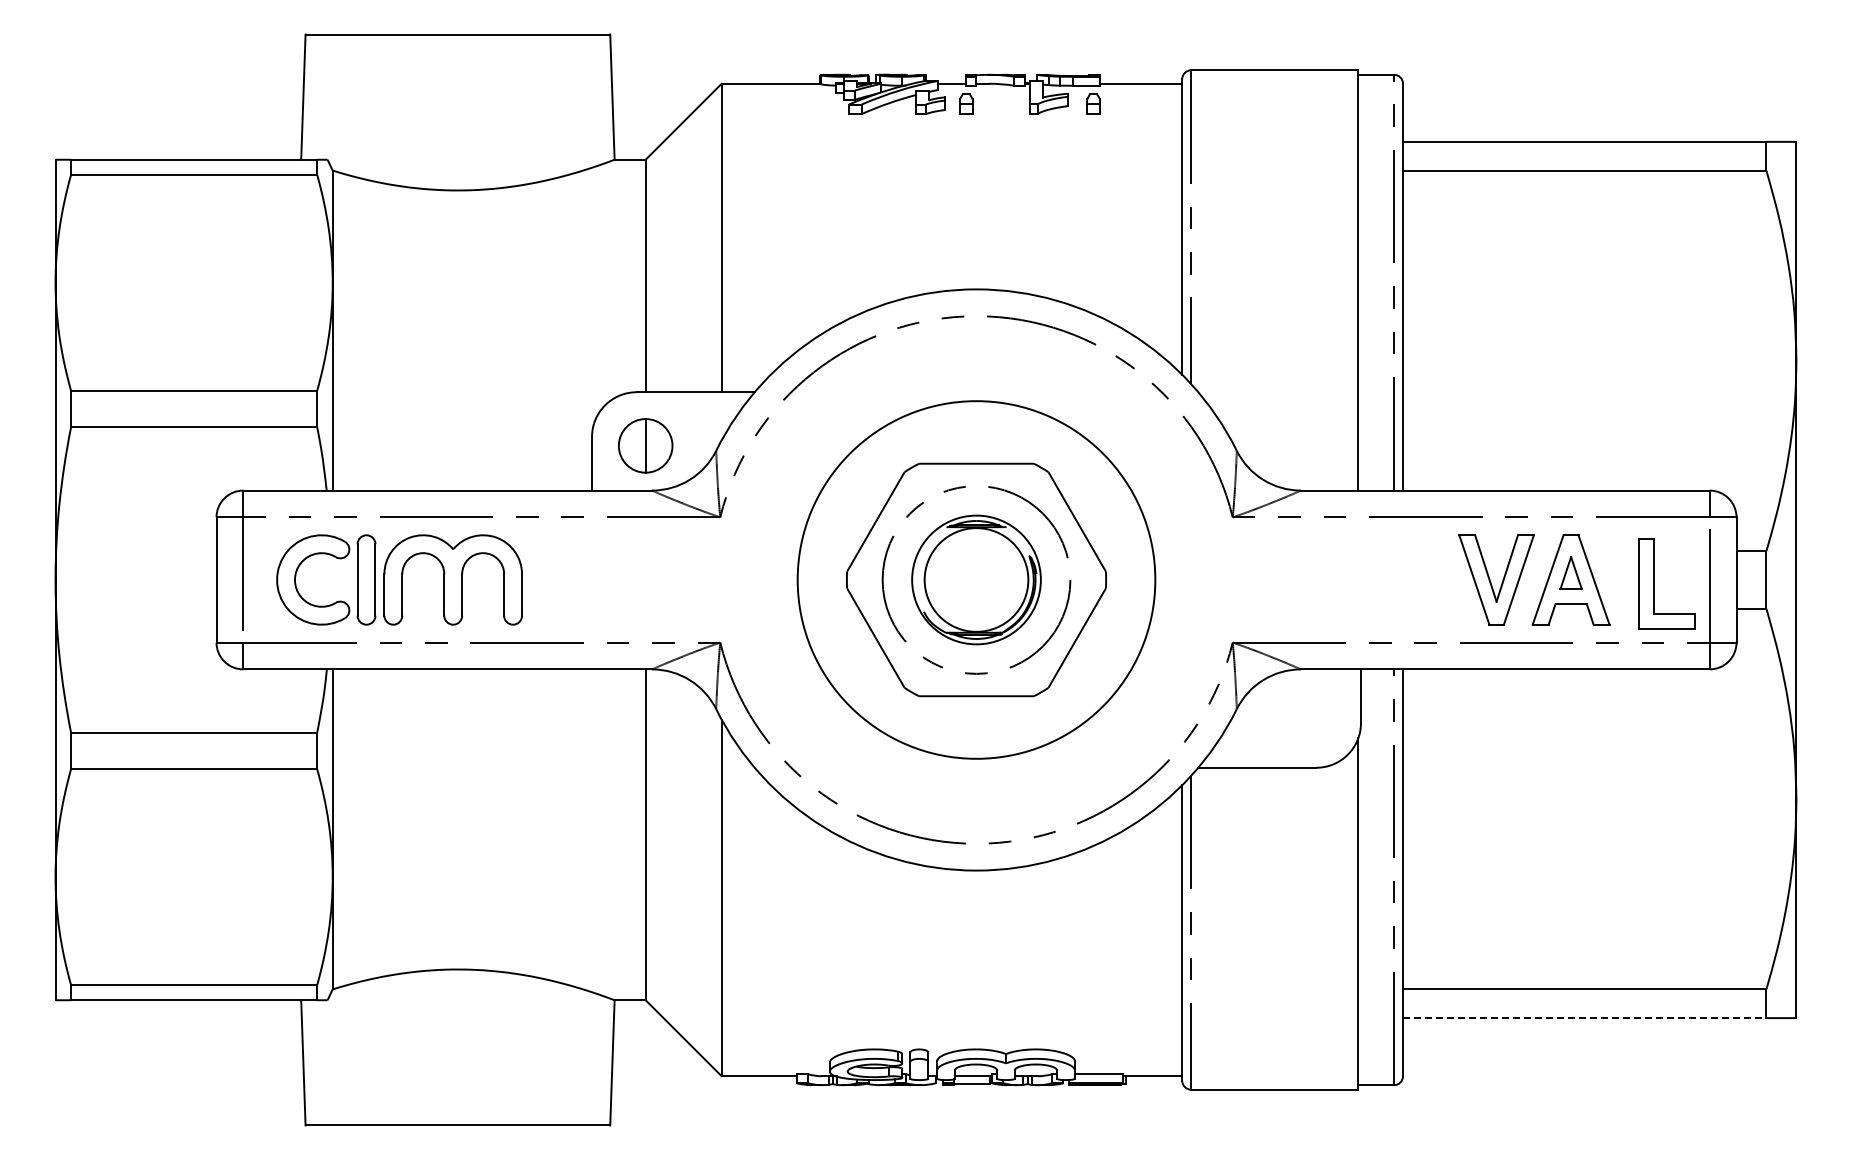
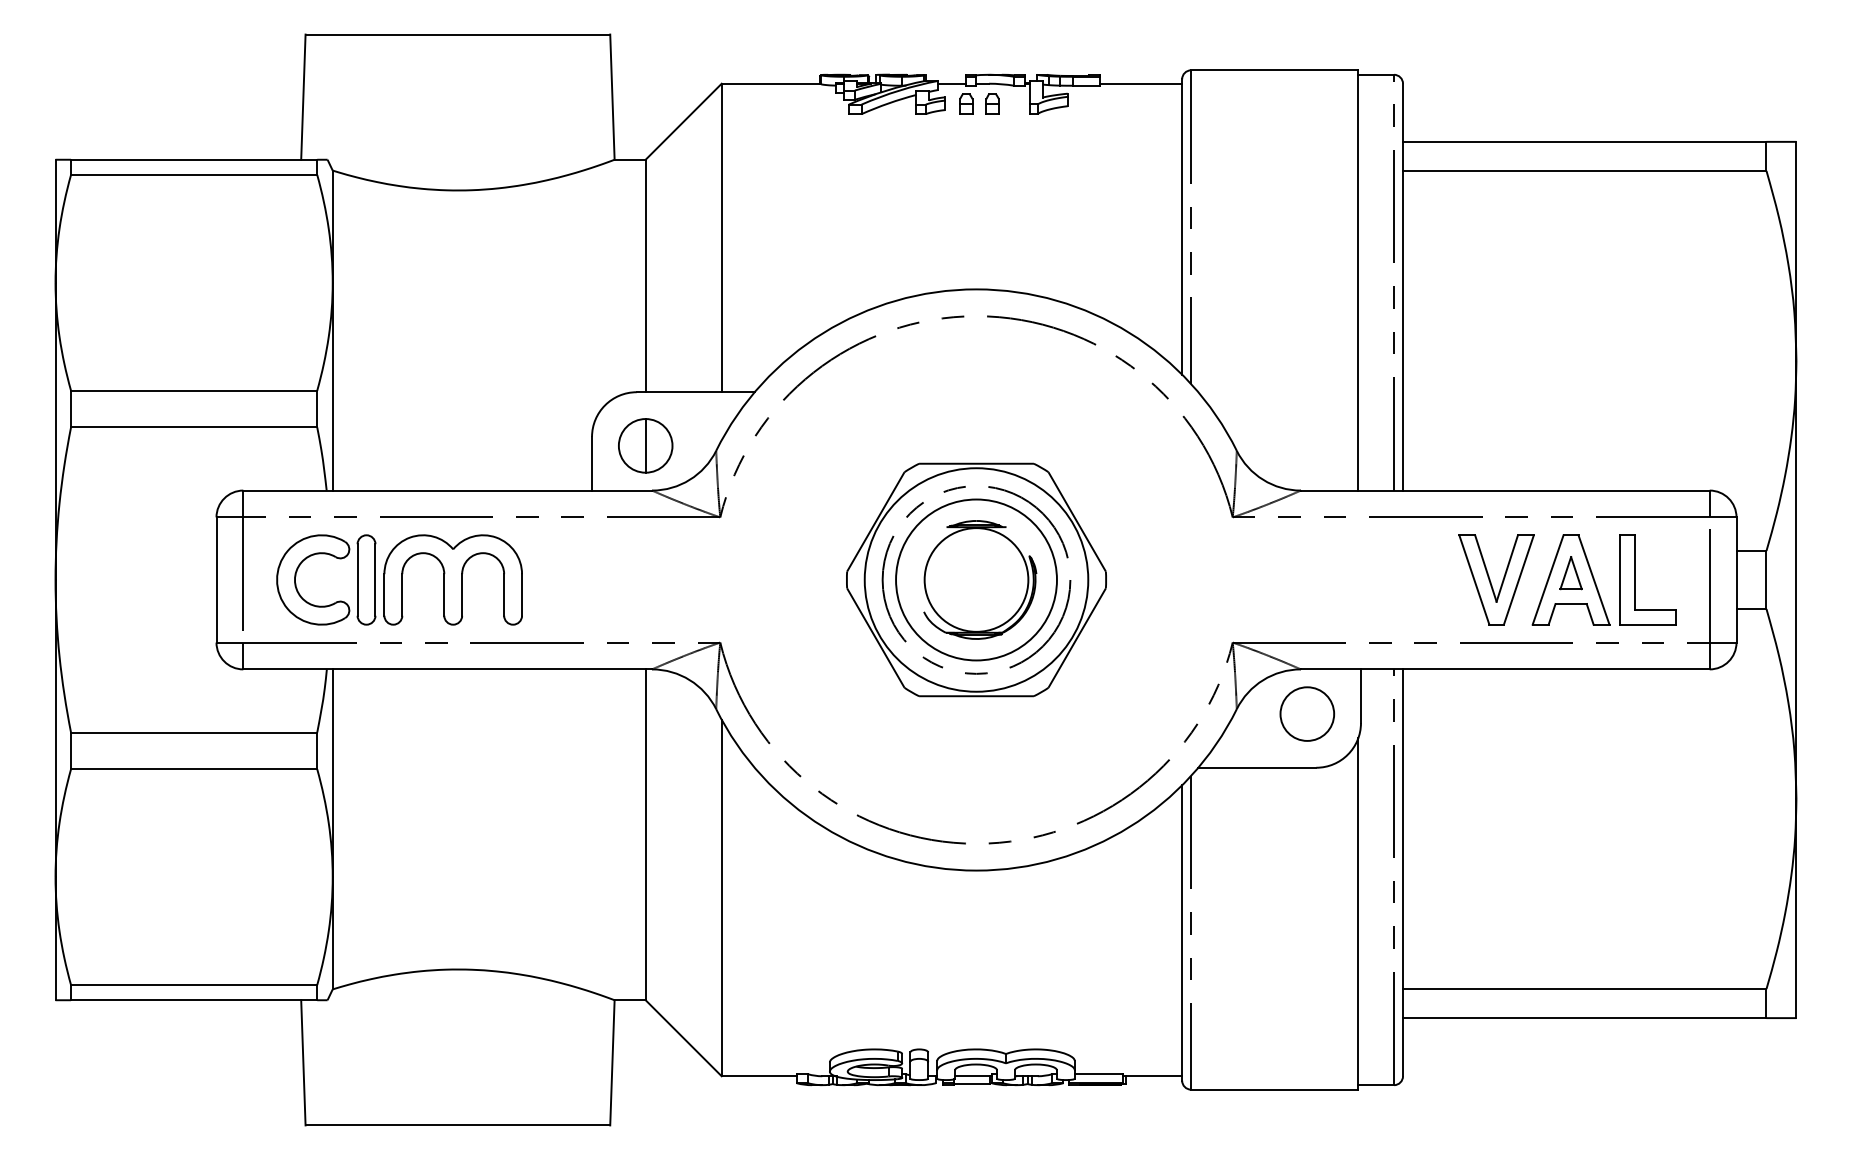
part position: (1093, 103) -> (992, 103) (992, 103)
circle diameter: 129 px -> 161 px (976, 579)
circle diameter: 358 px -> 224 px (976, 579)
part position: (1654, 583) -> (1635, 579) (1635, 579)
circle: none -> present (1307, 713)
line: dashed -> solid (1584, 1018)
